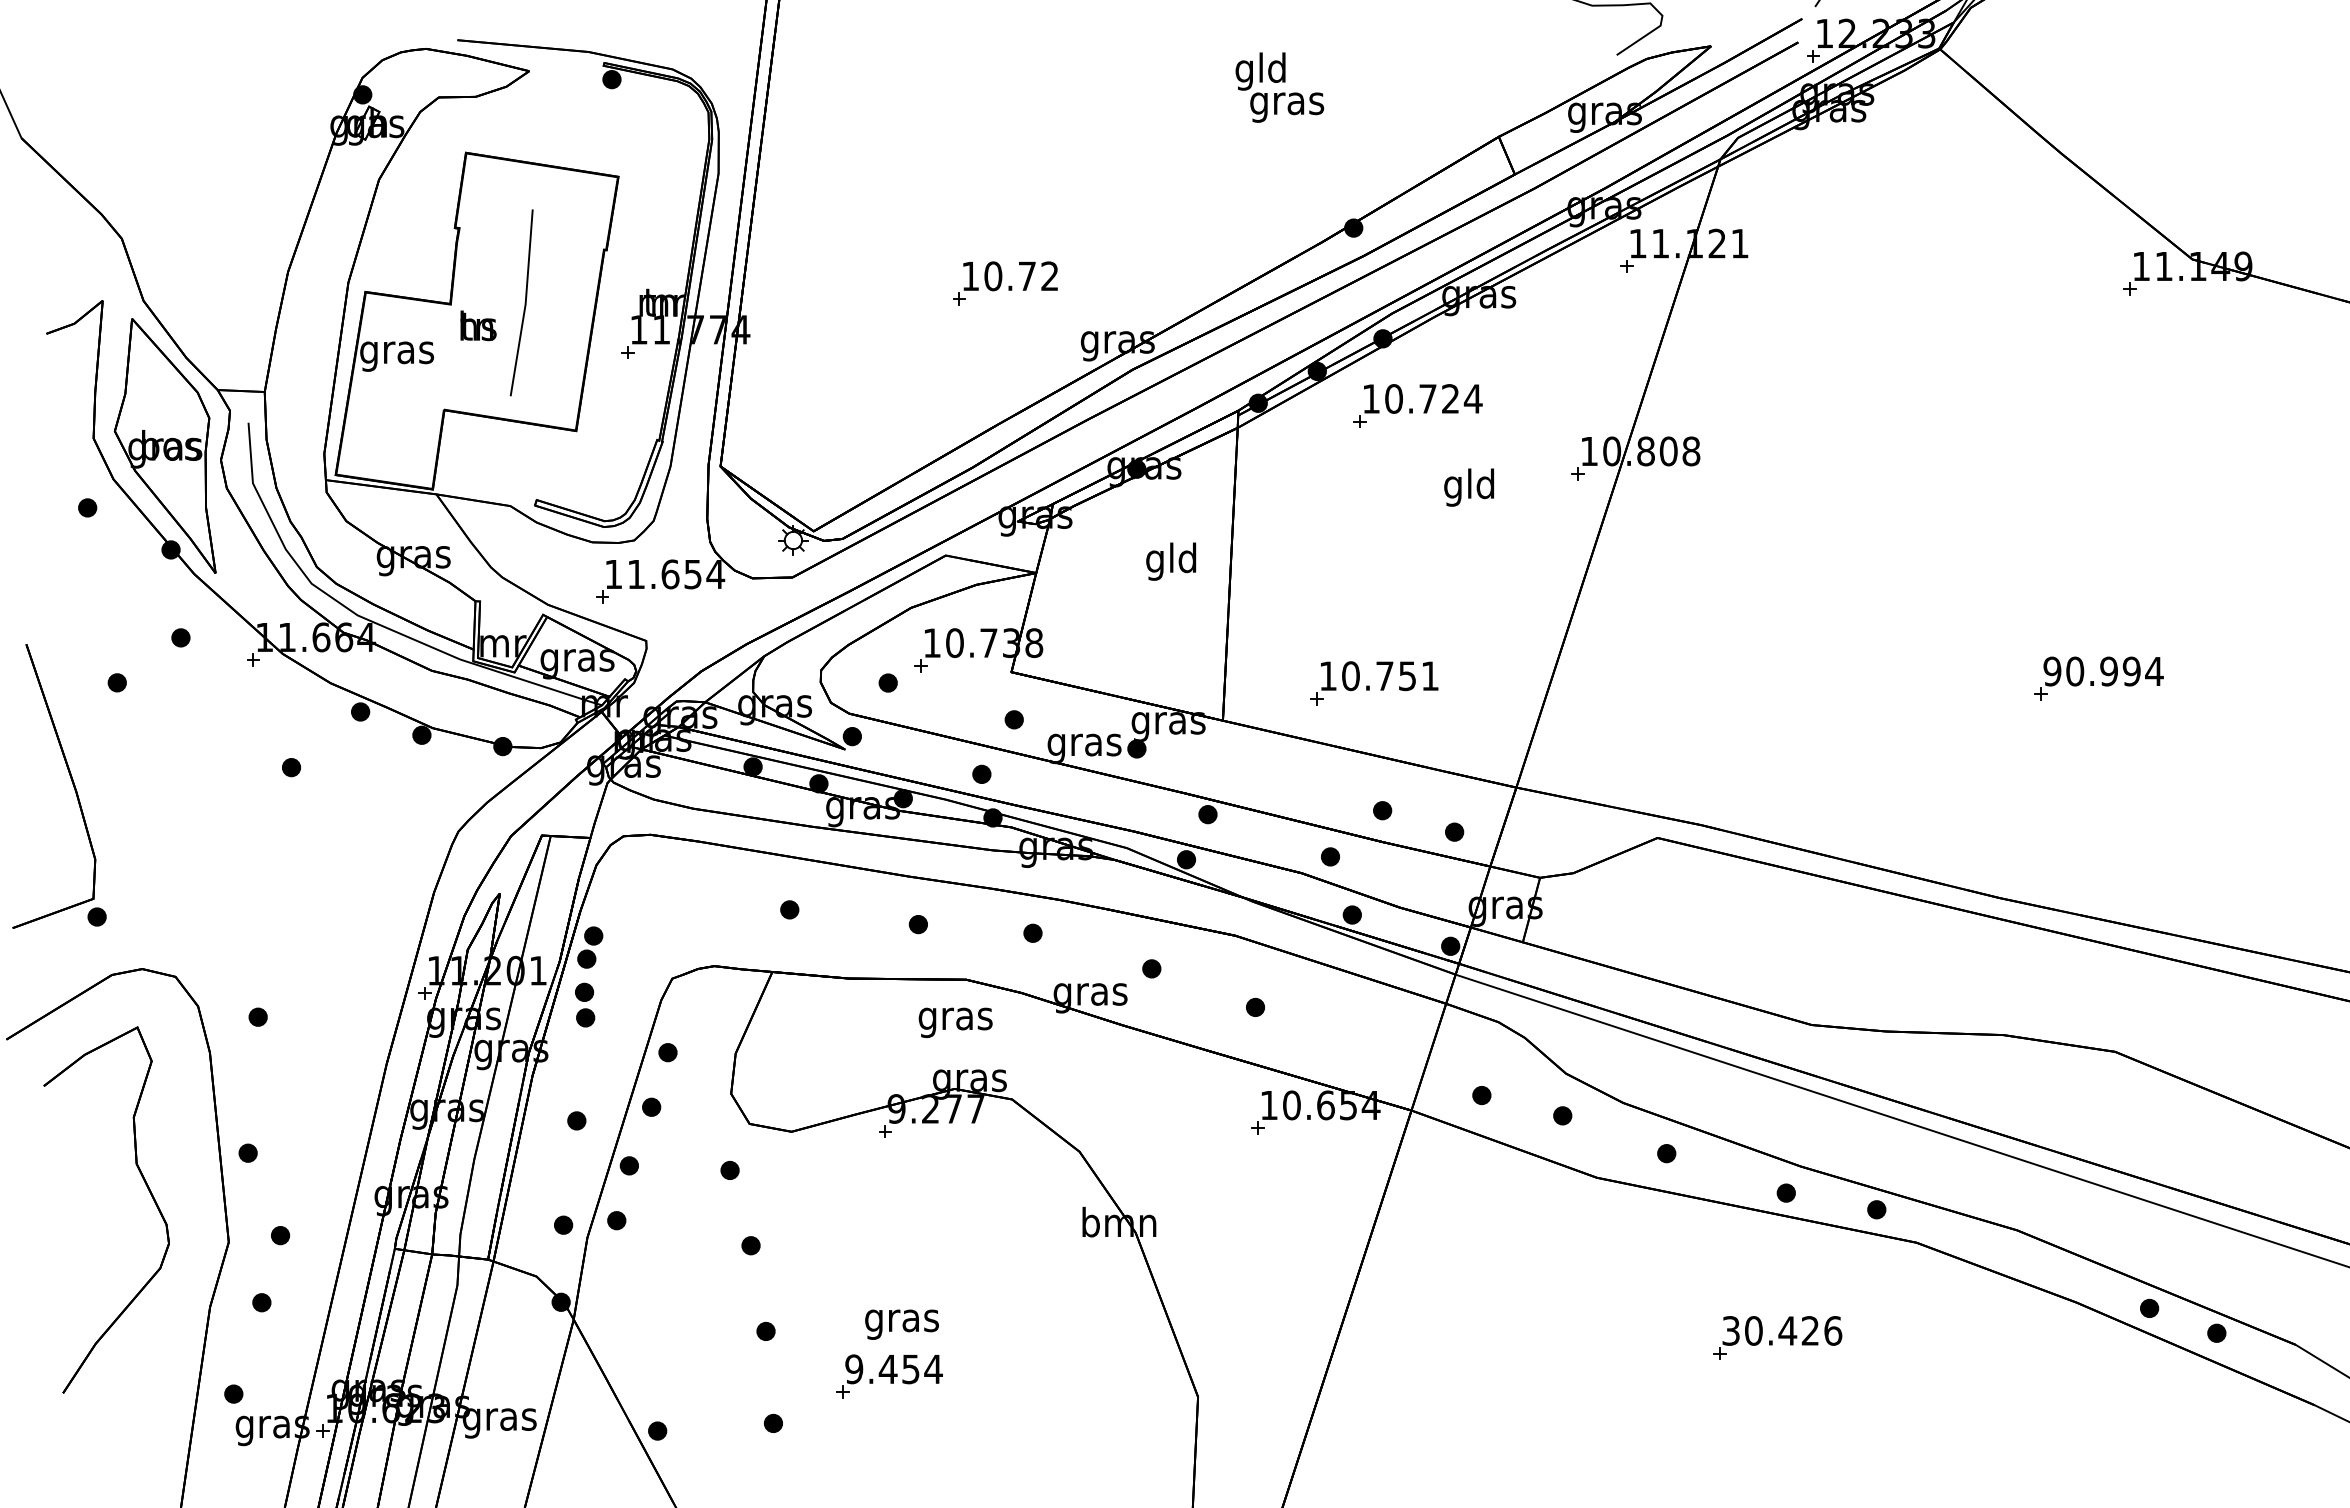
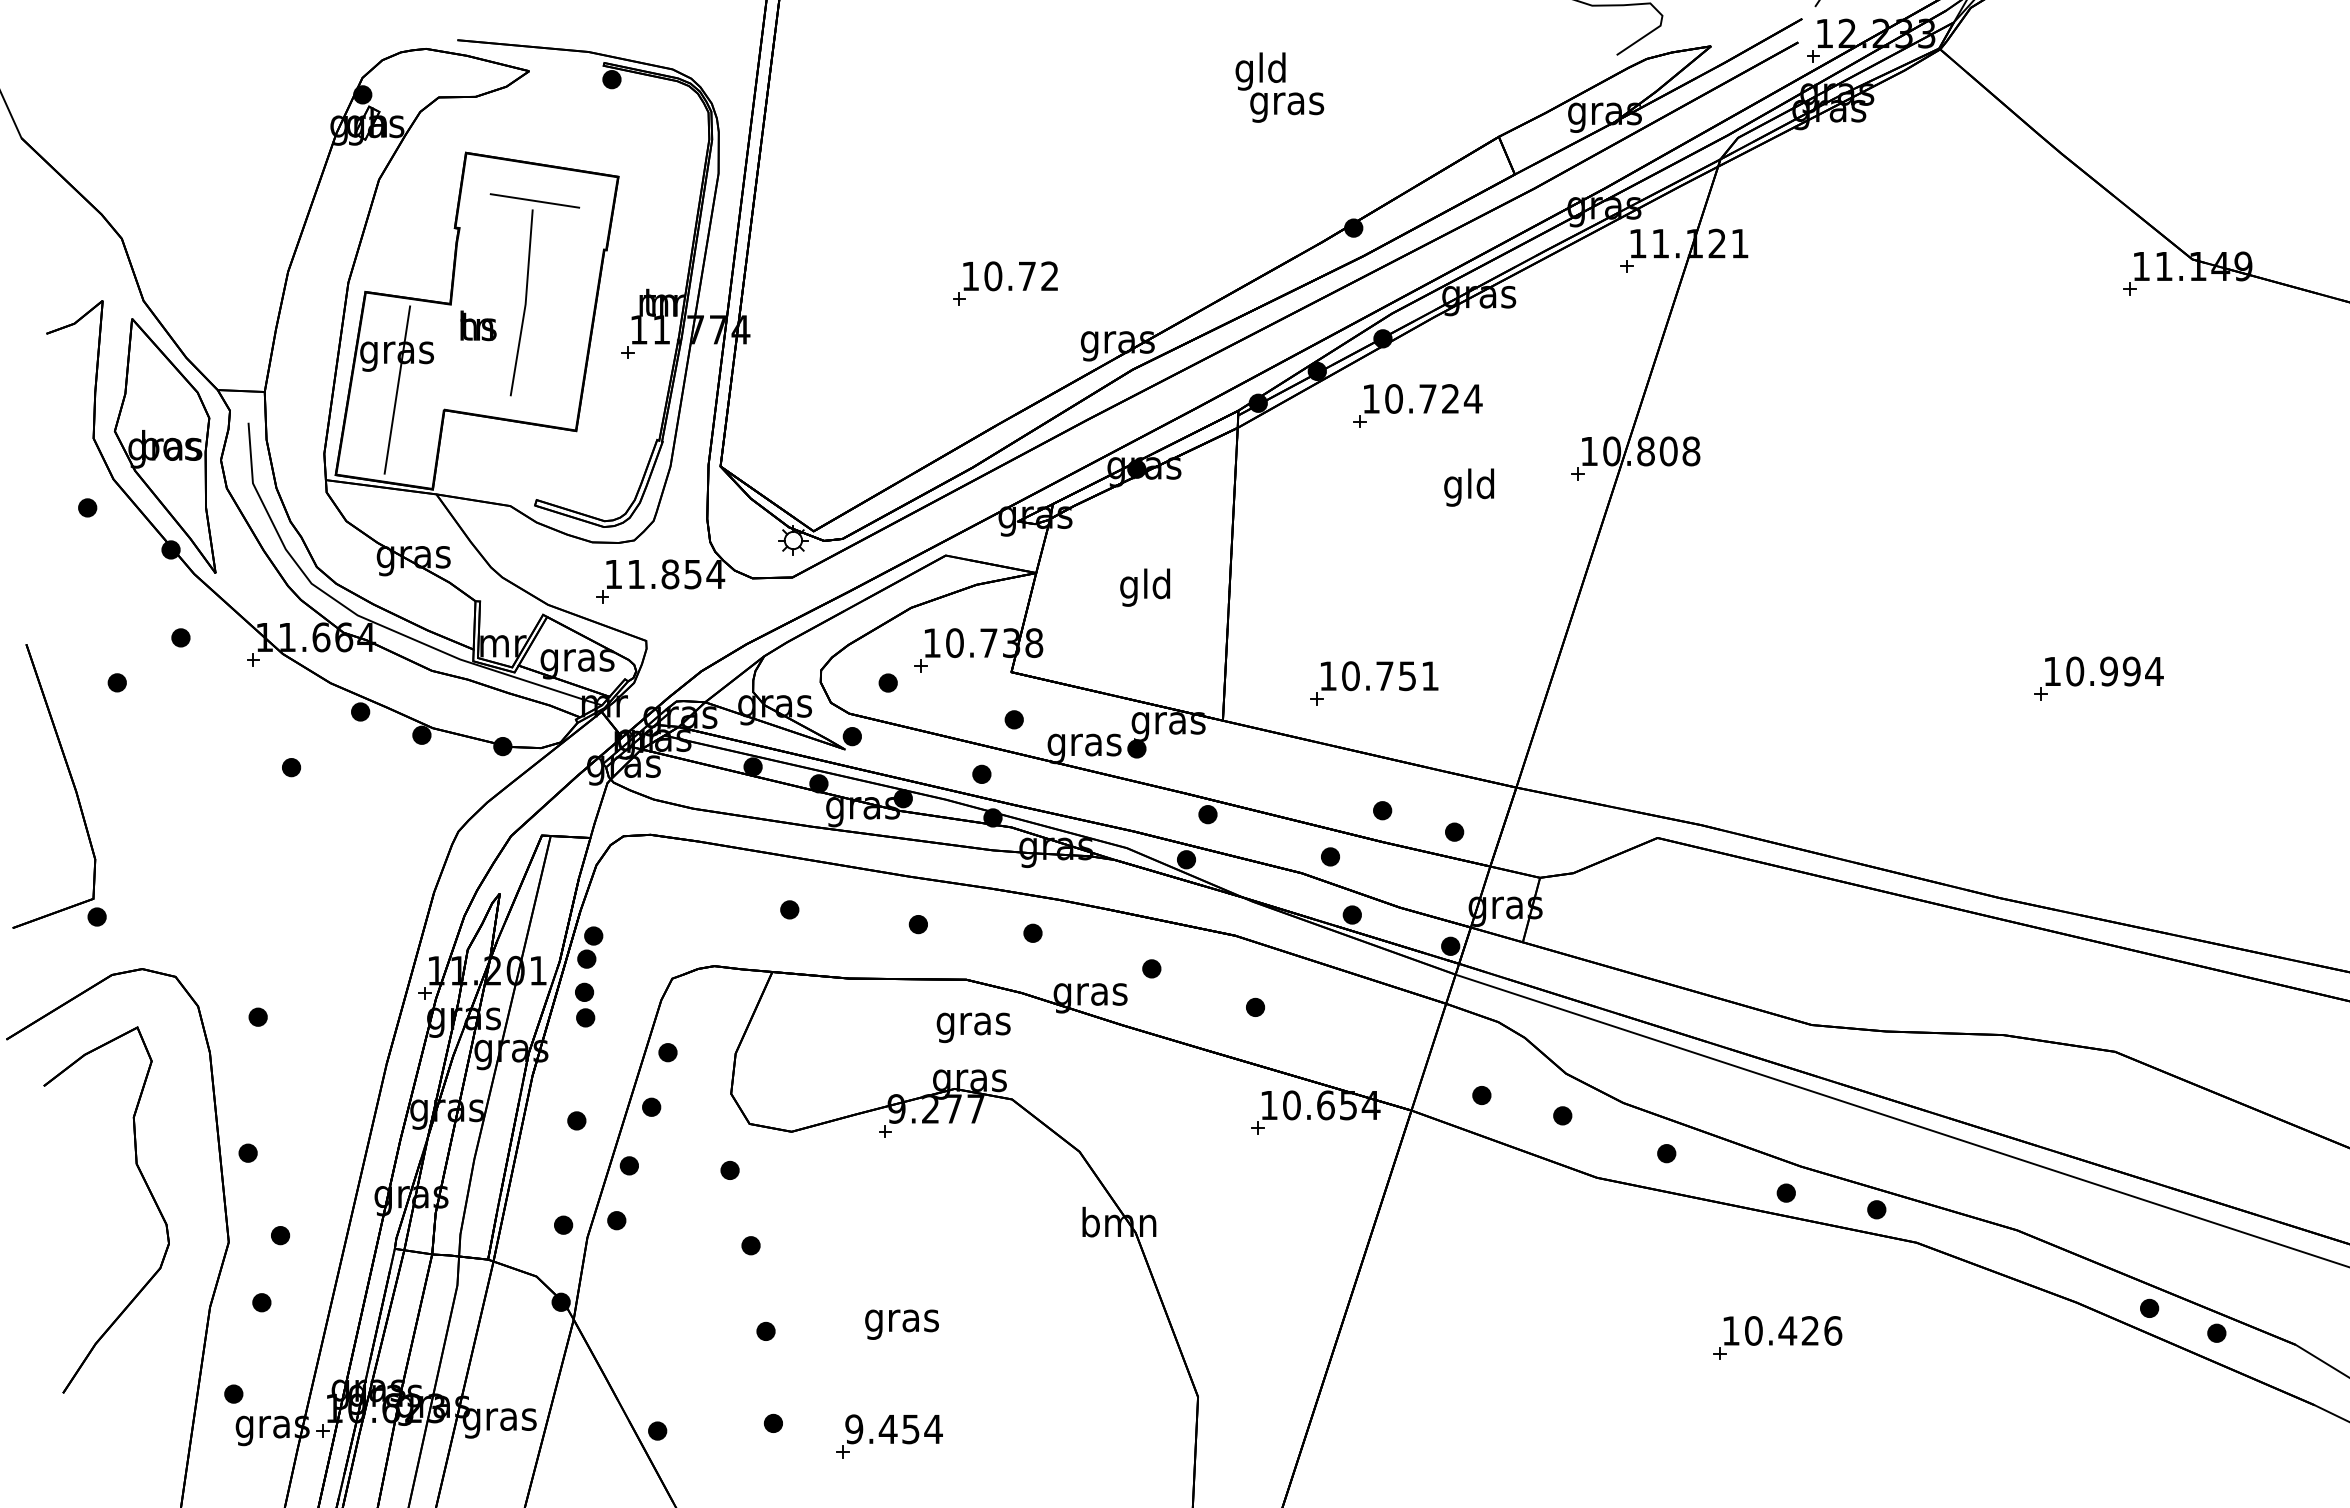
line: none -> present (534, 200)
line: none -> present (397, 389)
text position: (1171, 561) -> (1145, 587) (1145, 587)
text: 11.654 -> 11.854 (670, 574)
text: 90.994 -> 10.994 (2052, 671)
text position: (955, 1022) -> (973, 1027) (973, 1027)
text: 30.426 -> 10.426 (1730, 1330)
part position: (889, 1376) -> (889, 1436) (889, 1436)
